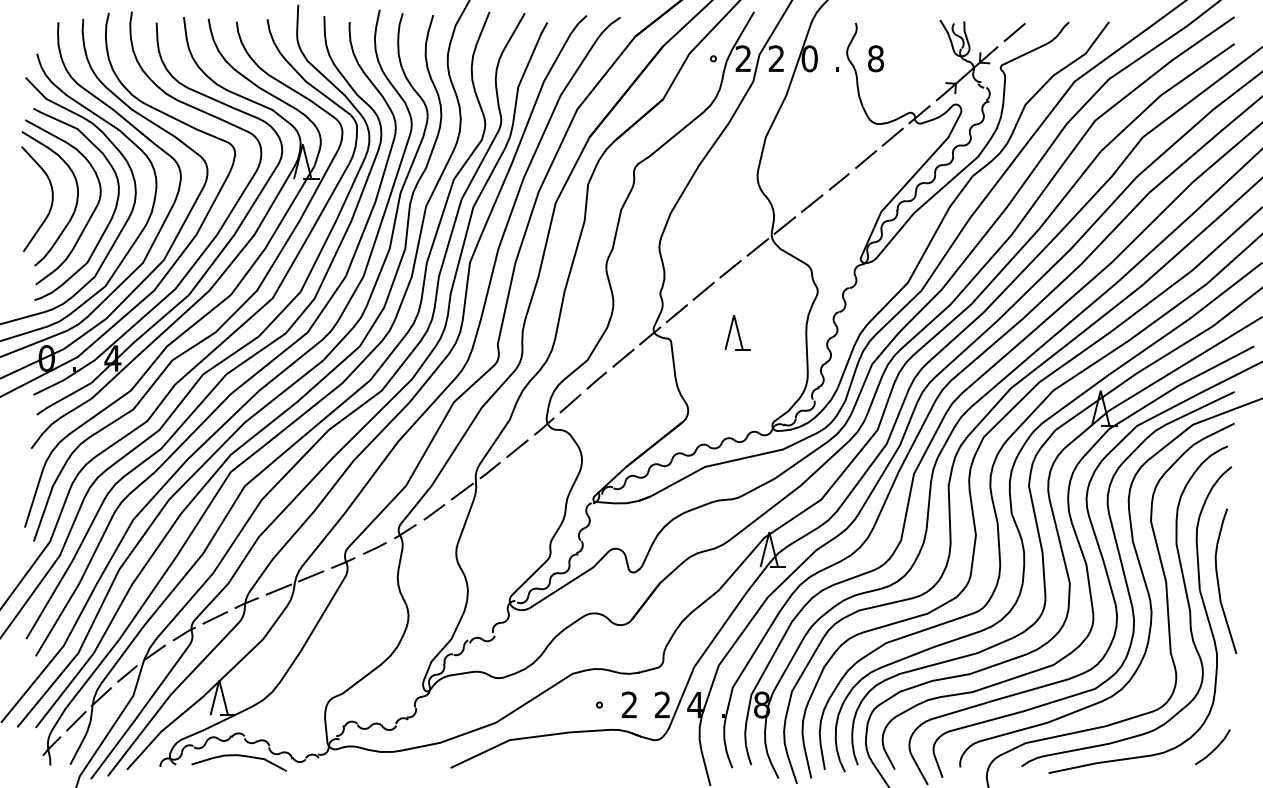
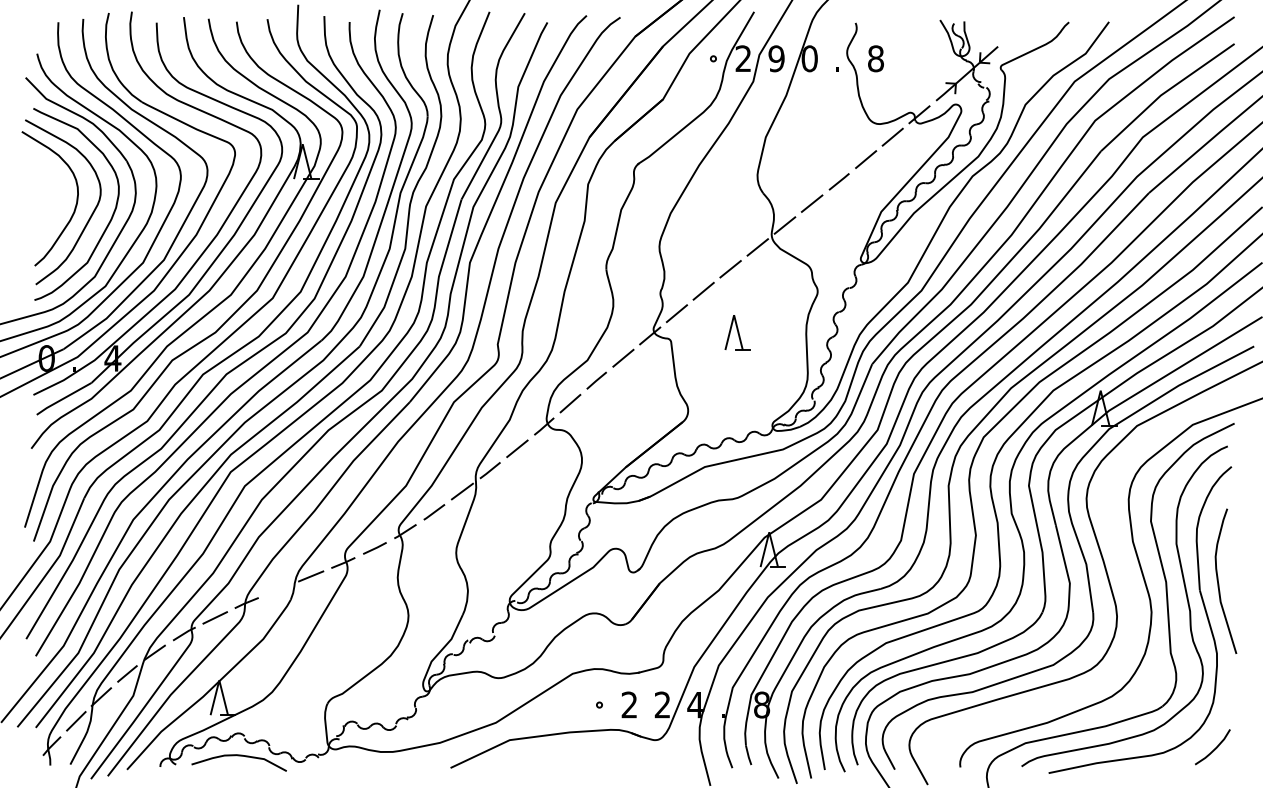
line: present -> none (1014, 32)
text: 2 -> 9 (776, 58)
curve: present -> none (51, 198)
part: present -> none (1123, 576)
line: present -> none (278, 589)
